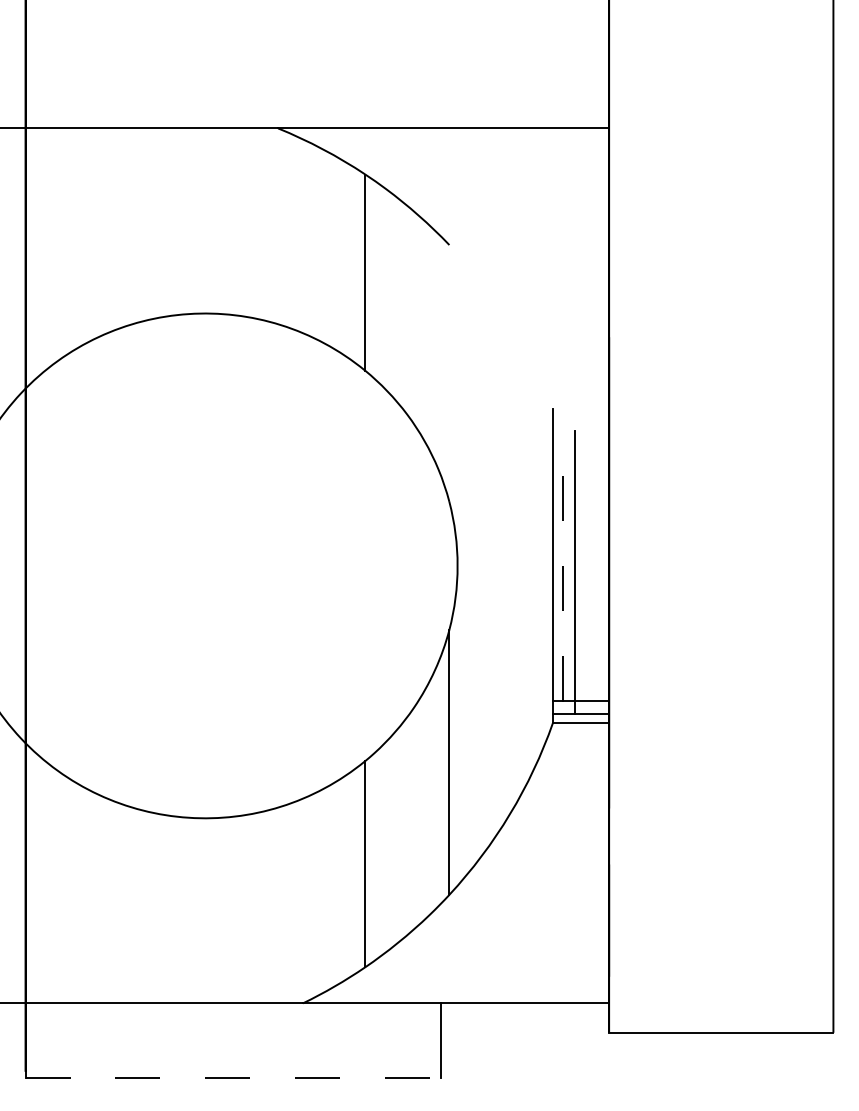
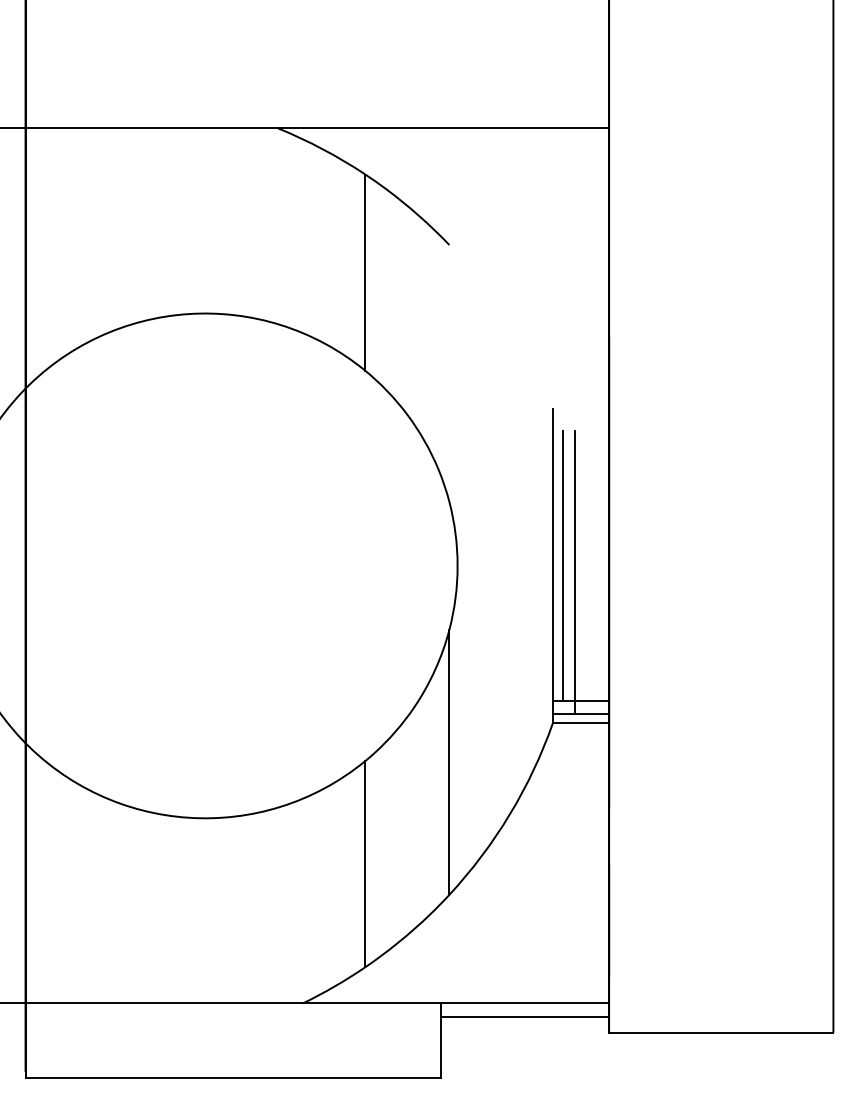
line: dashed -> solid (562, 565)
line: none -> present (524, 1017)
line: dashed -> solid (233, 1077)
